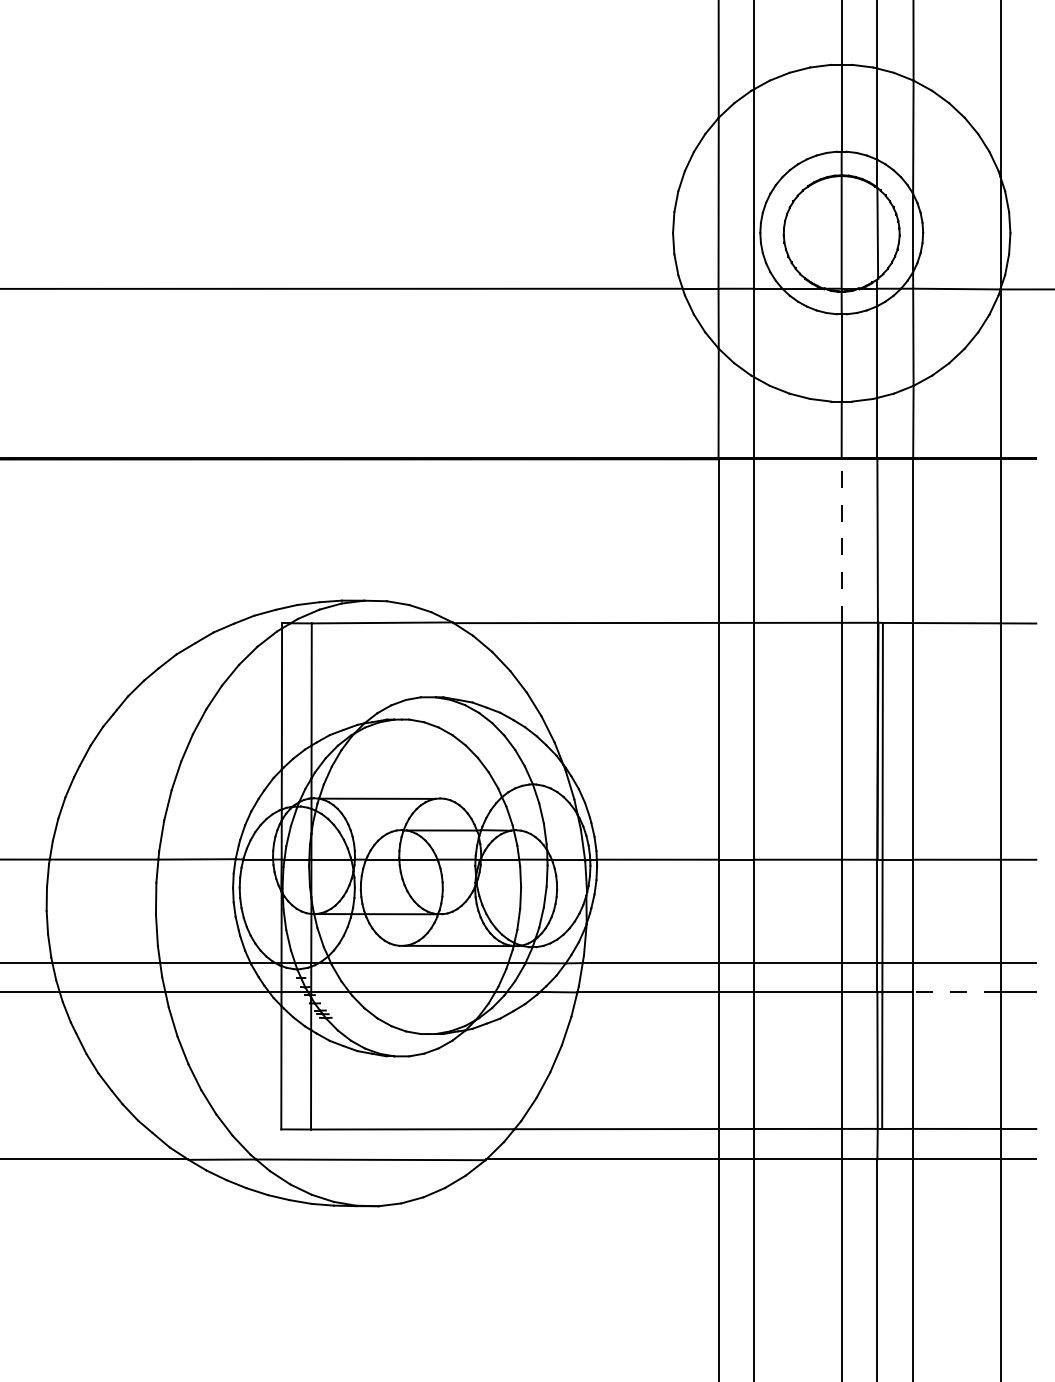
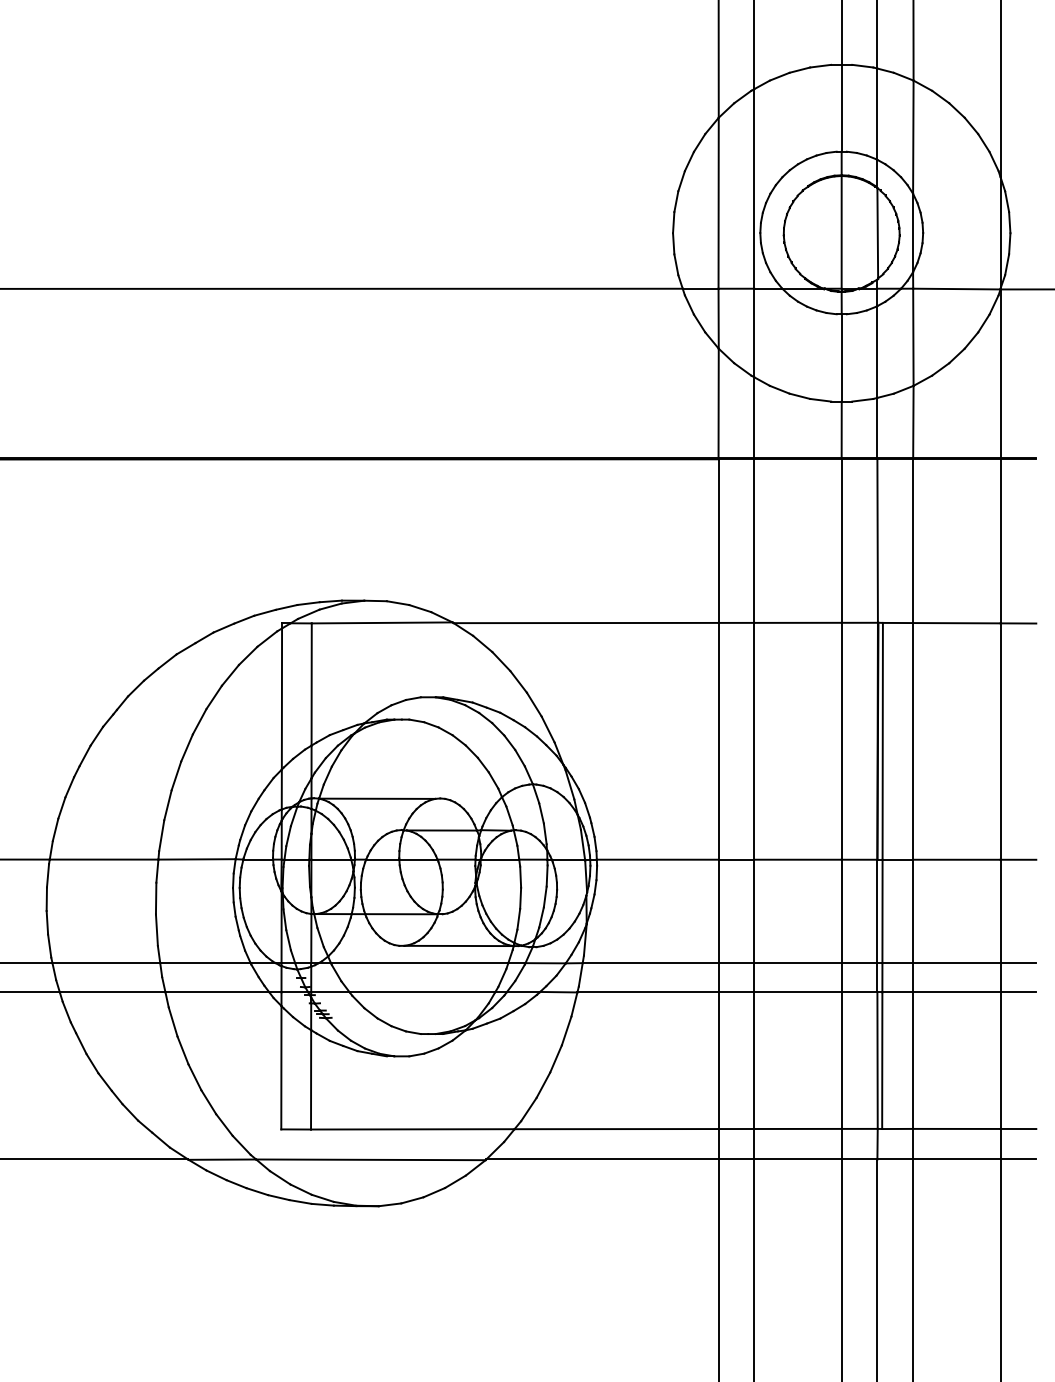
line: dashed -> solid (841, 541)
line: dashed -> solid (956, 992)
